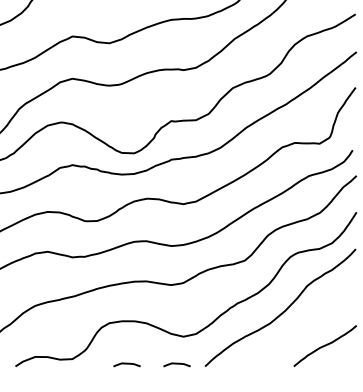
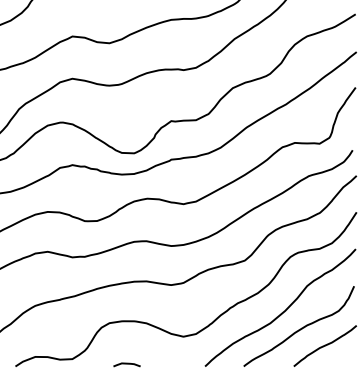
curve: none -> present (300, 328)
curve: present -> none (176, 364)
